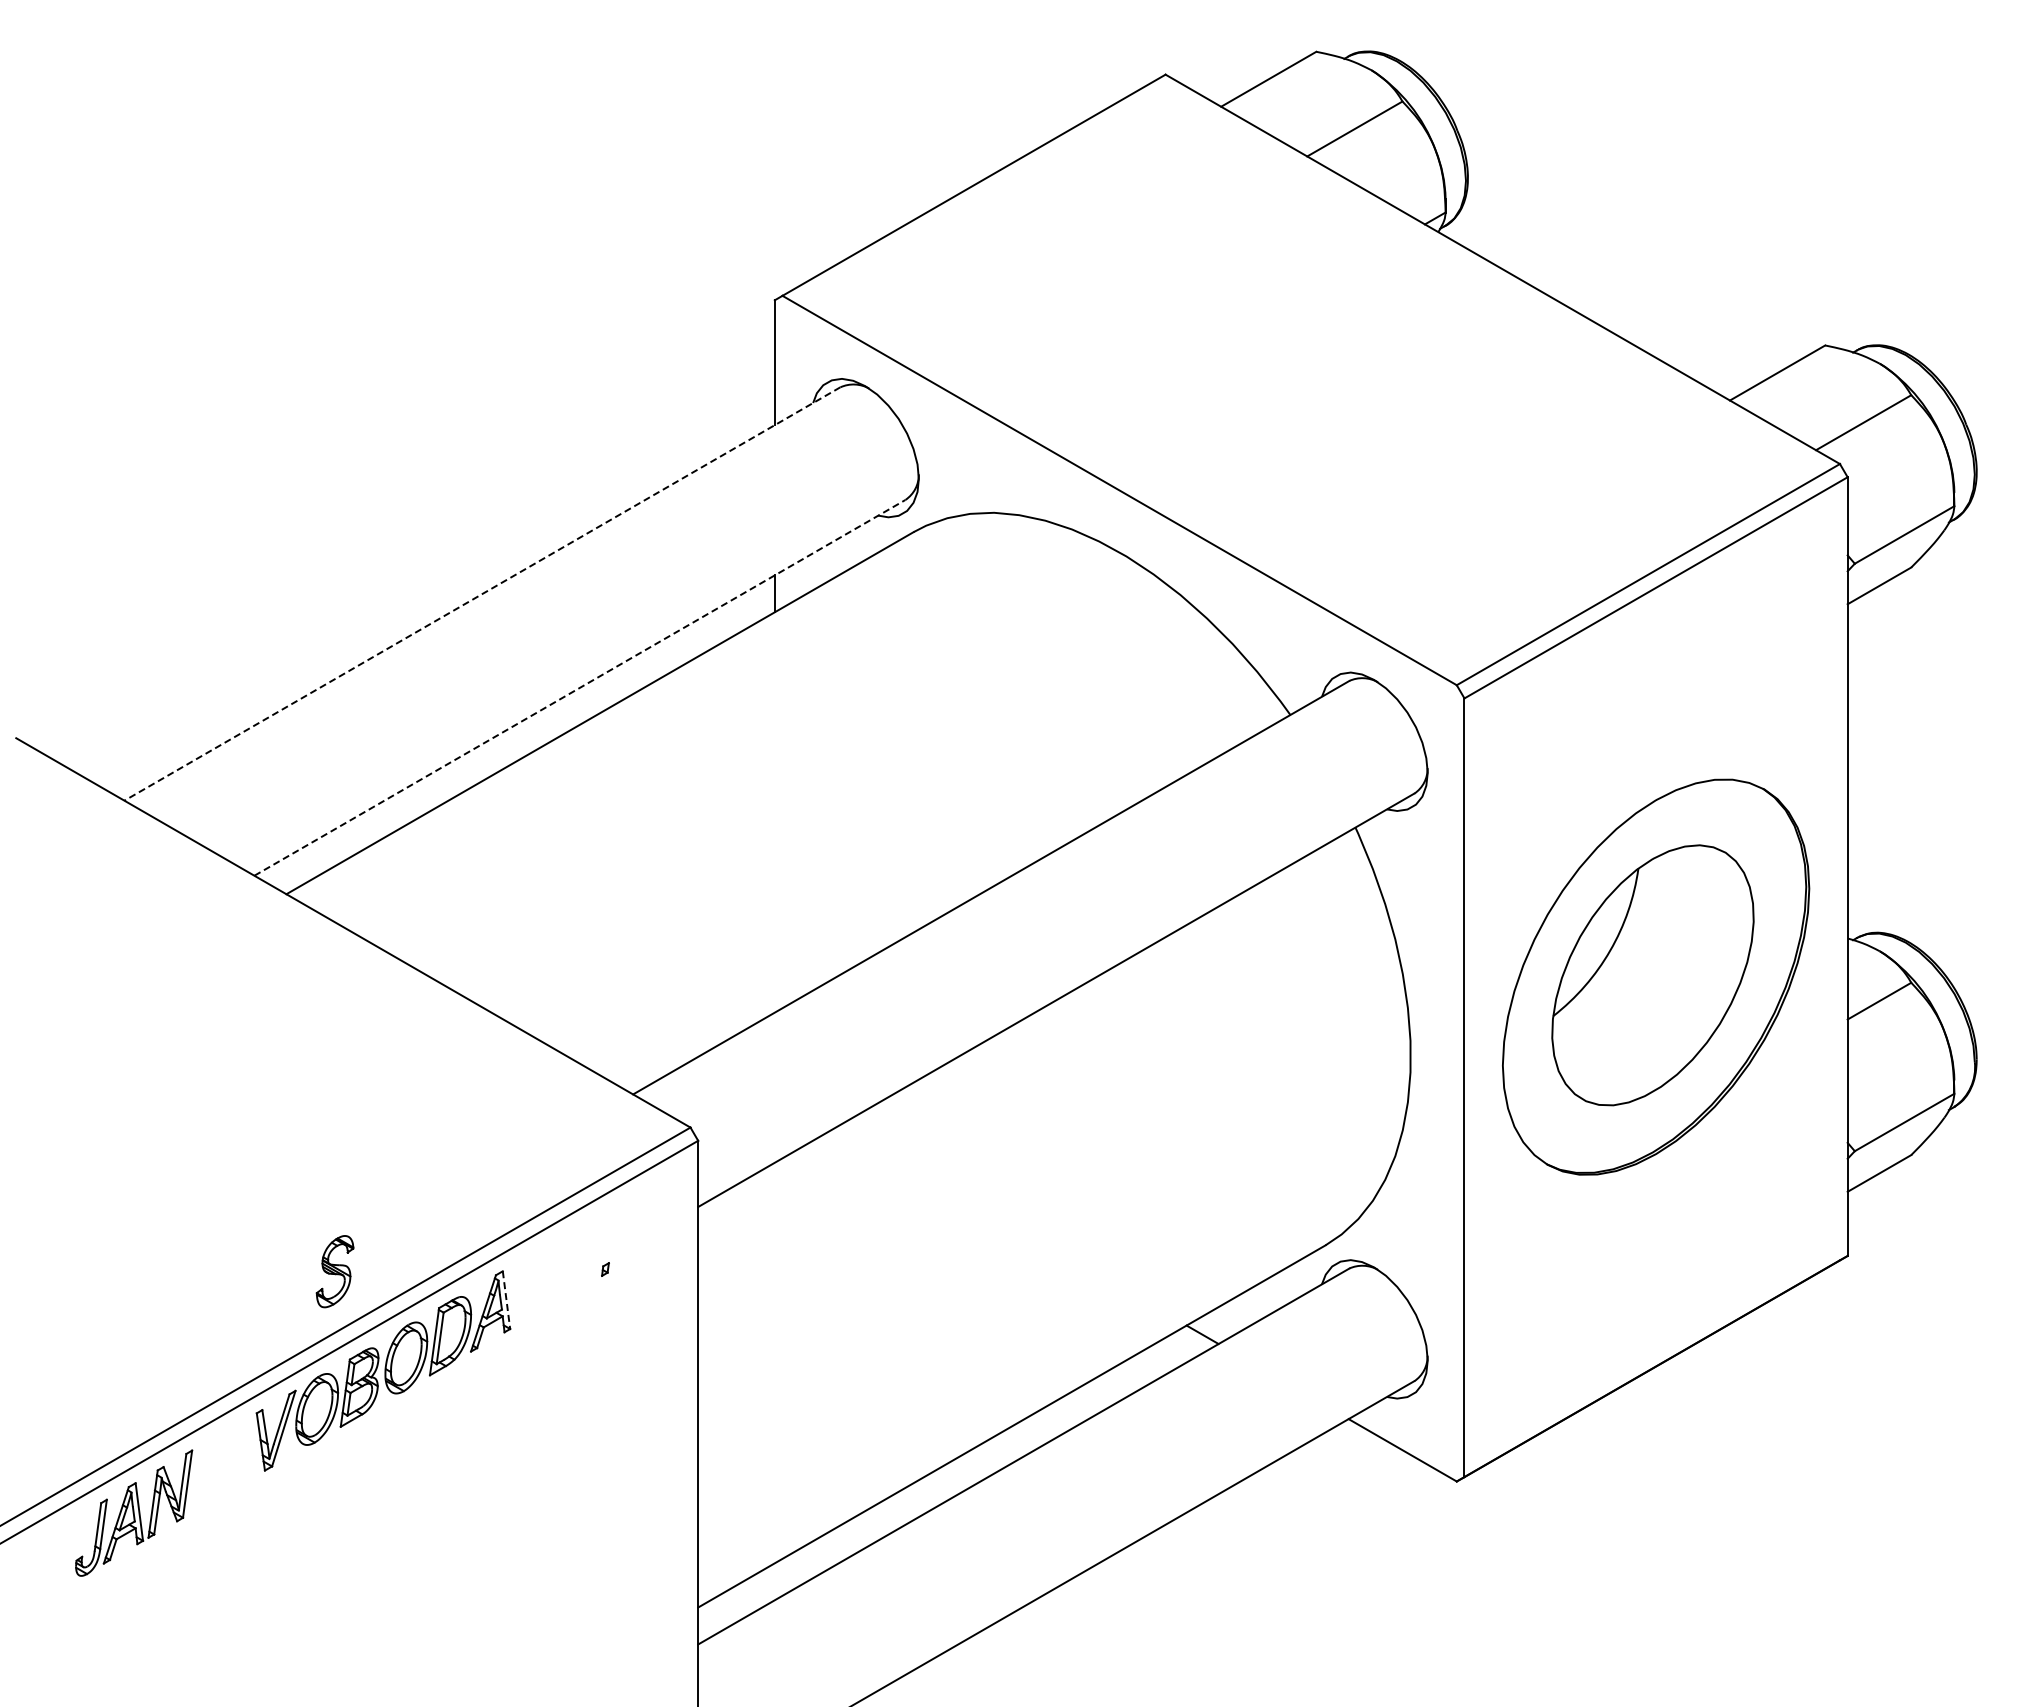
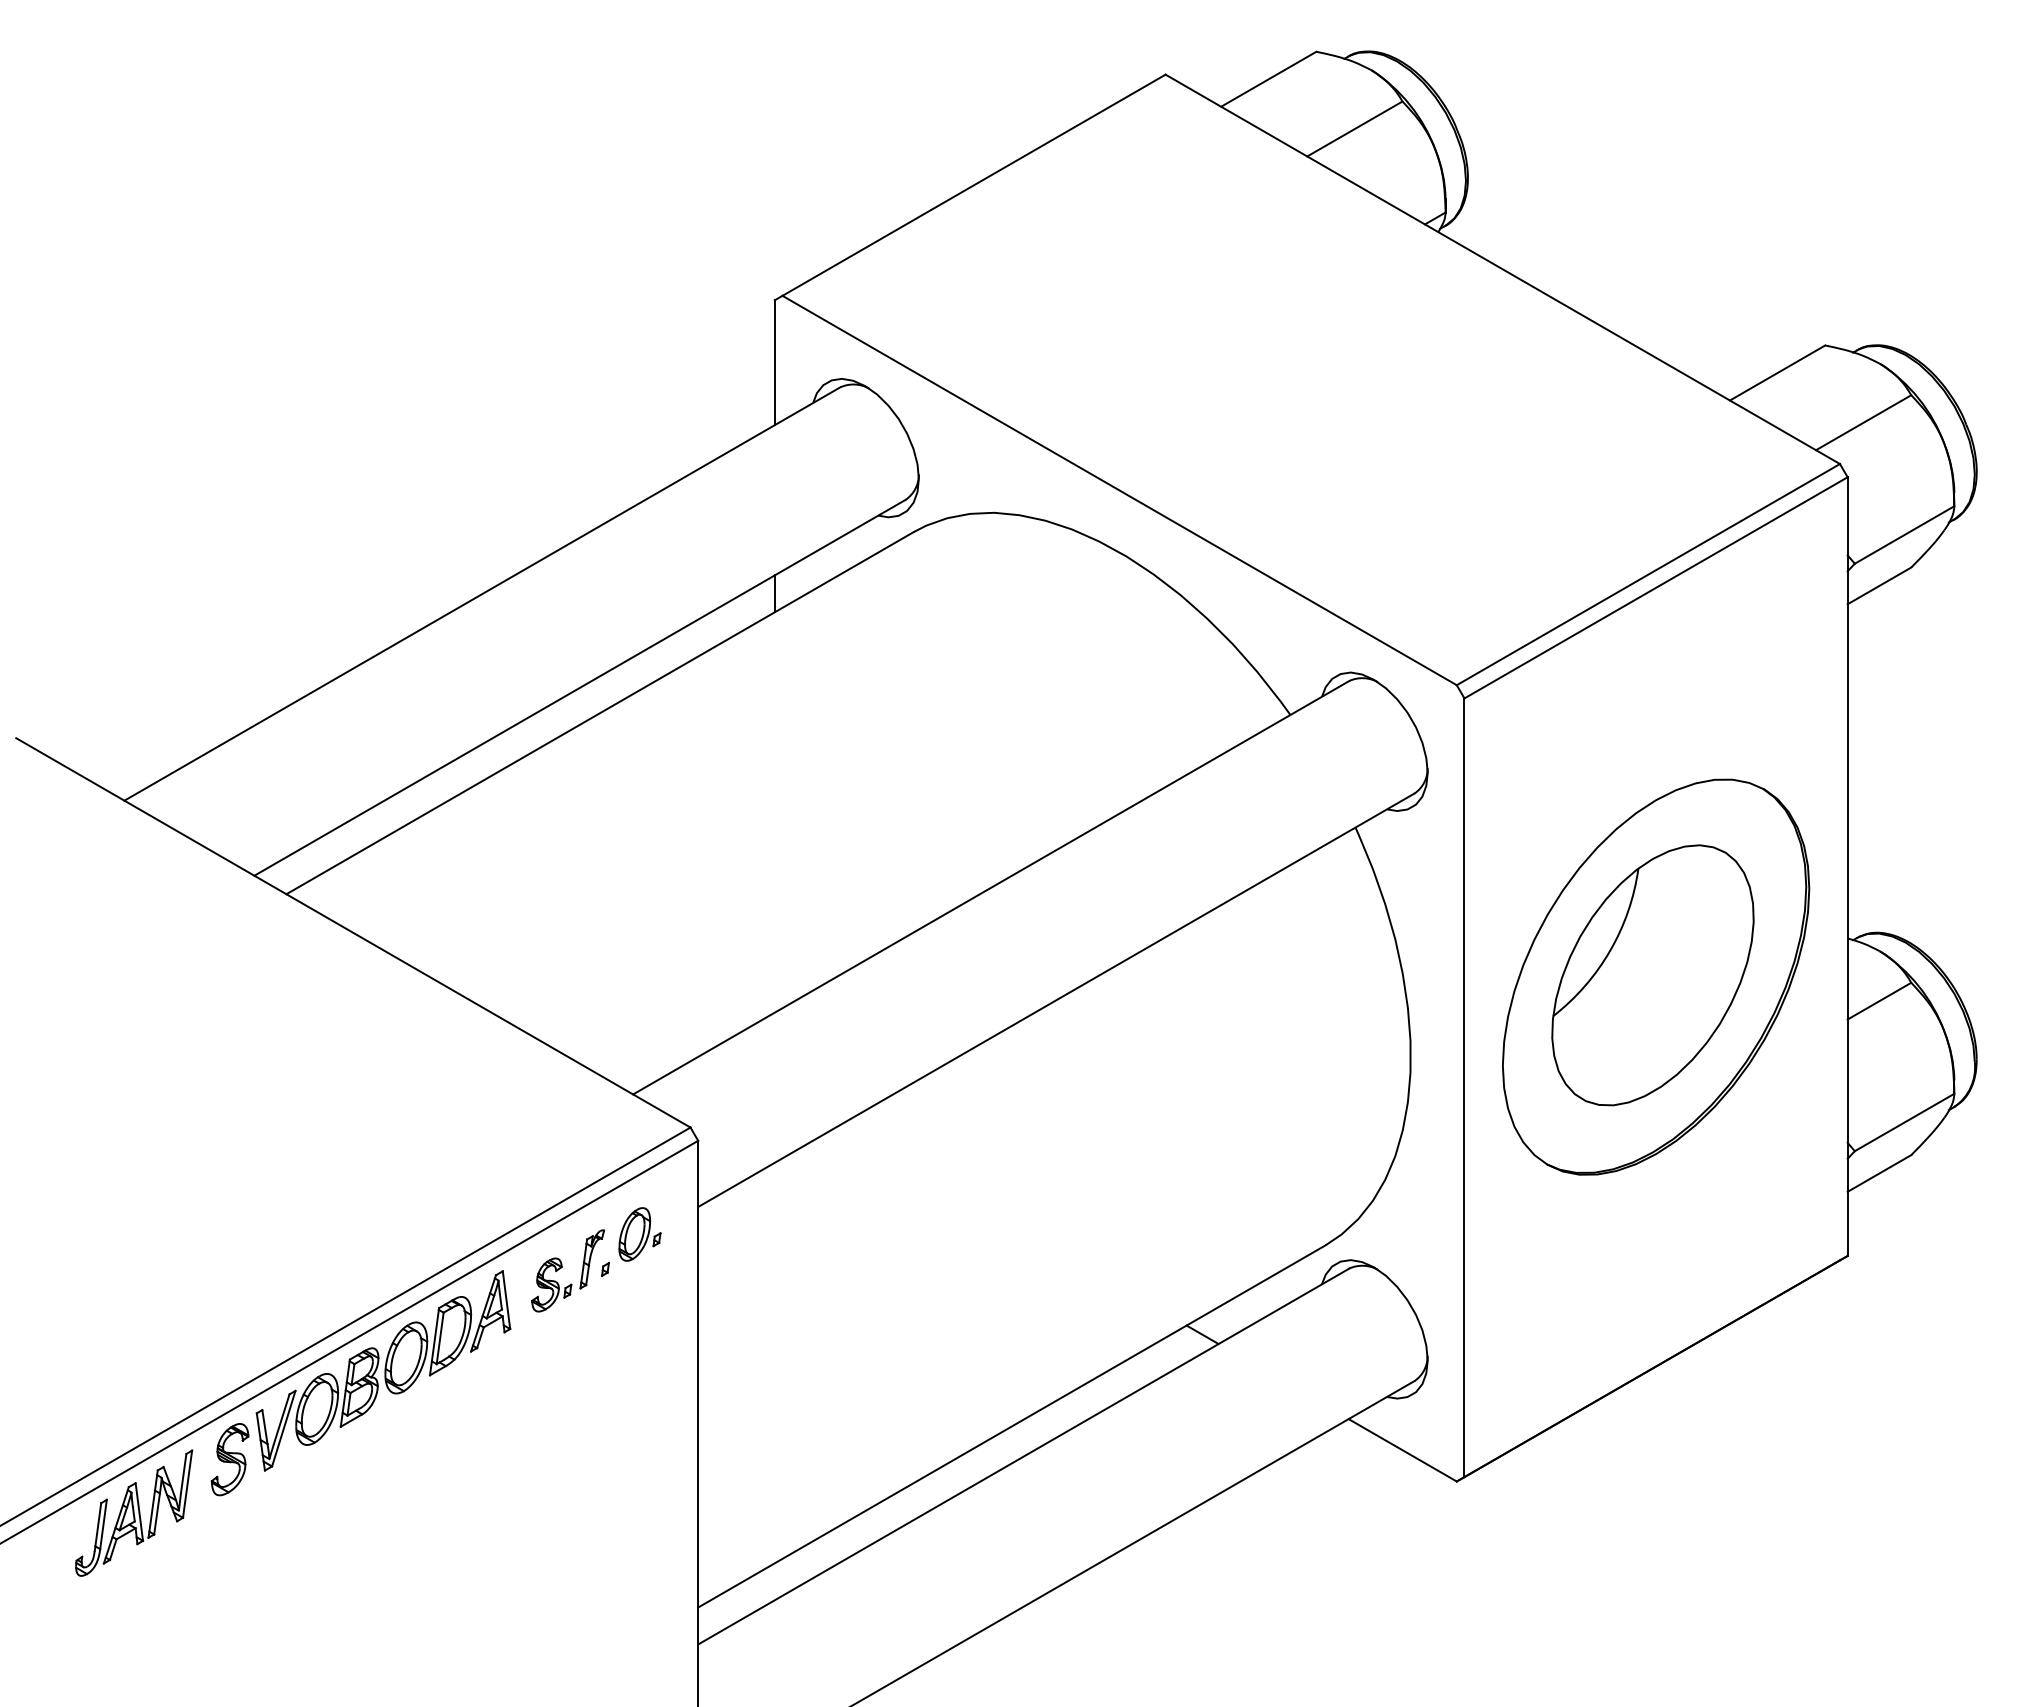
line: dashed -> solid (481, 594)
line: dashed -> solid (579, 687)
part: none -> present (639, 1234)
part: none -> present (562, 1267)
part position: (334, 1271) -> (229, 1459) (229, 1459)
line: dashed -> solid (506, 1300)
